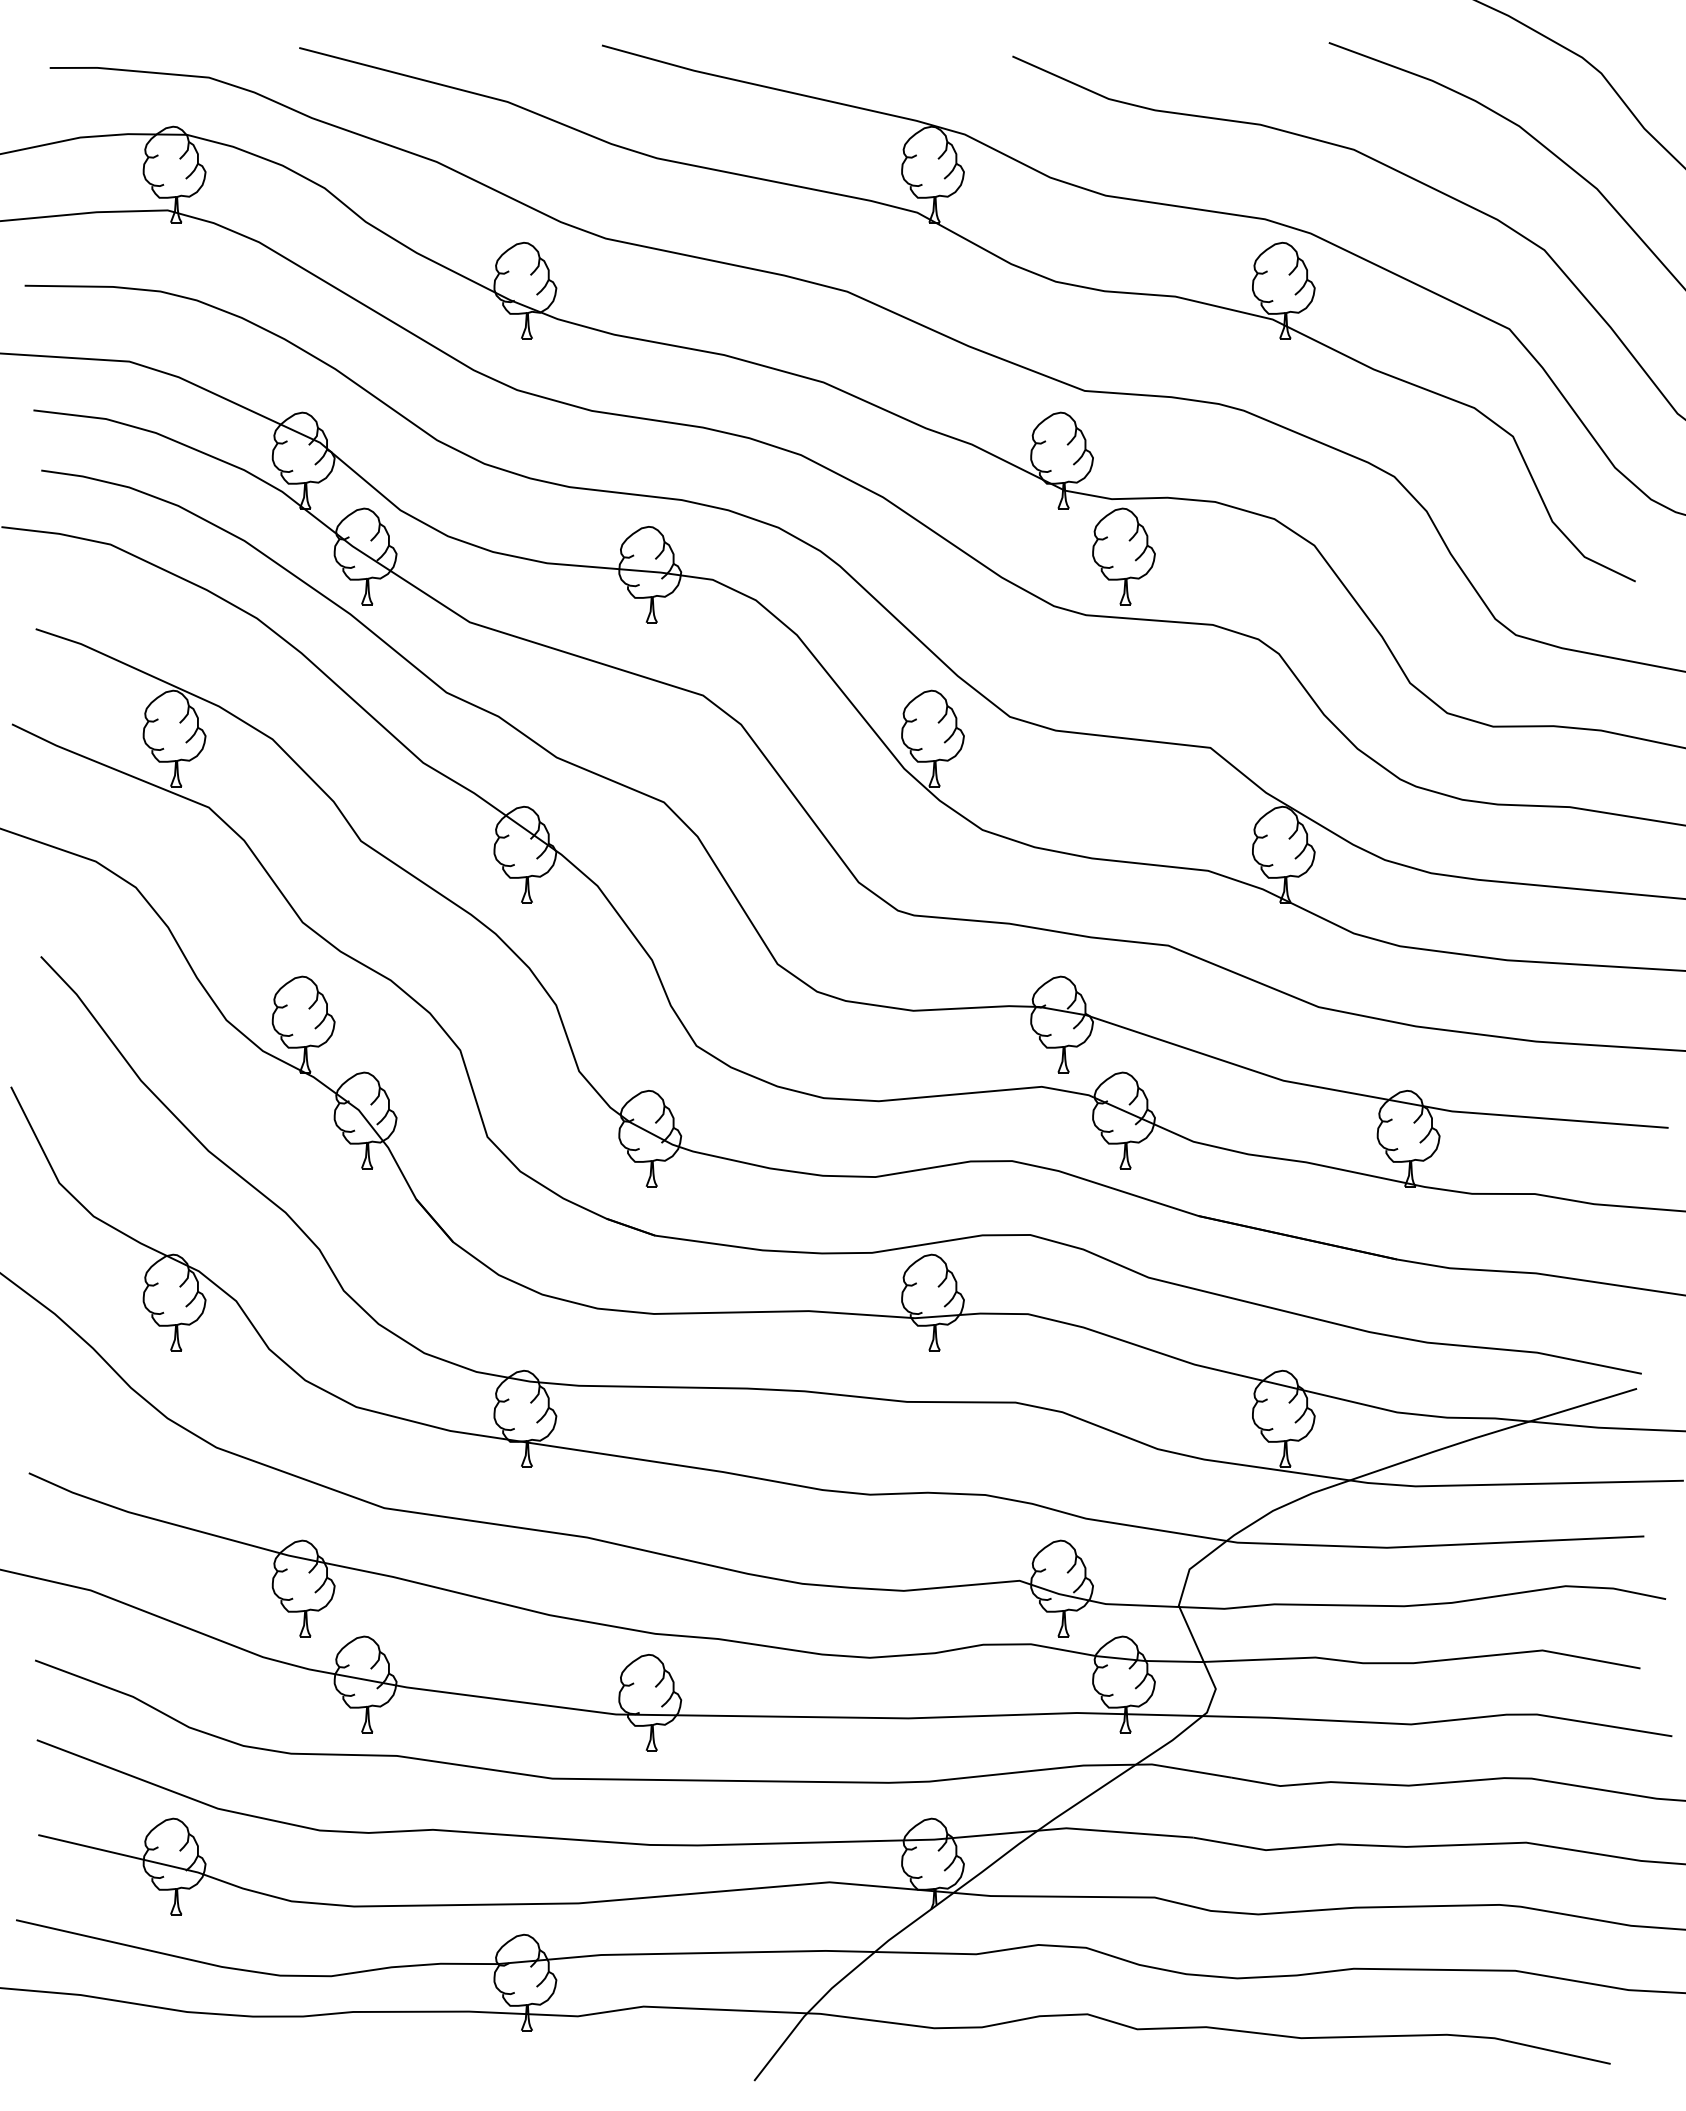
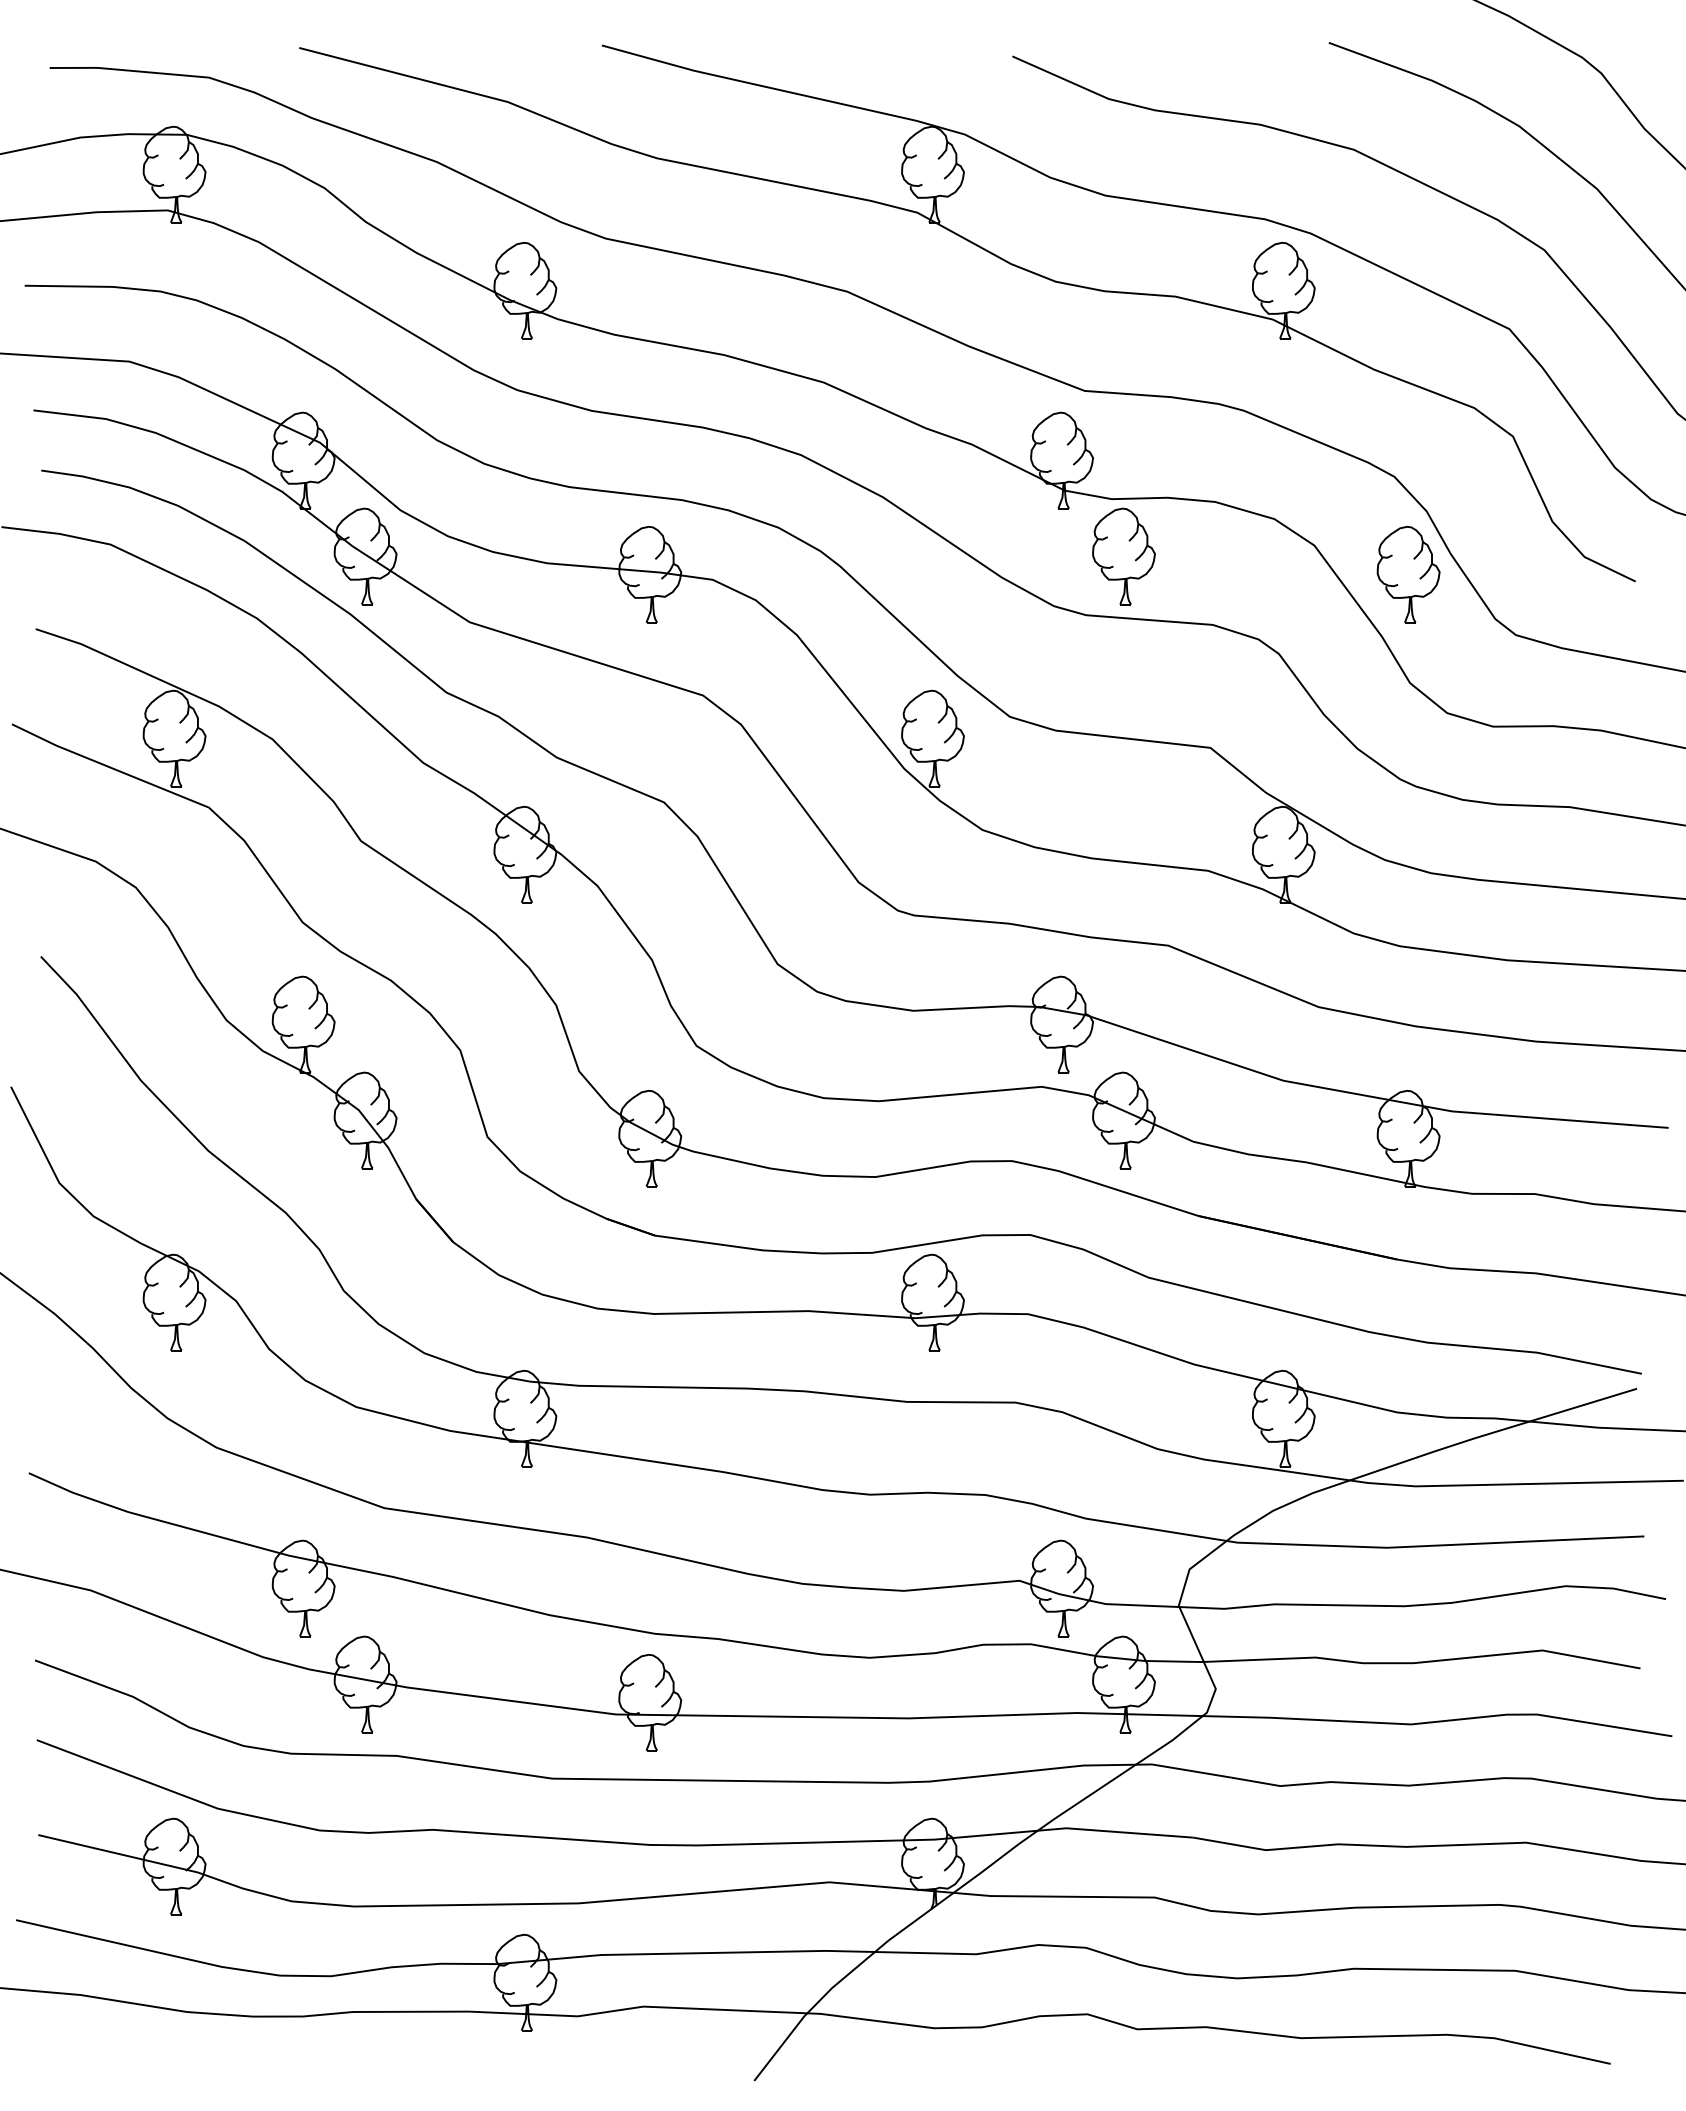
part: none -> present (1408, 574)
